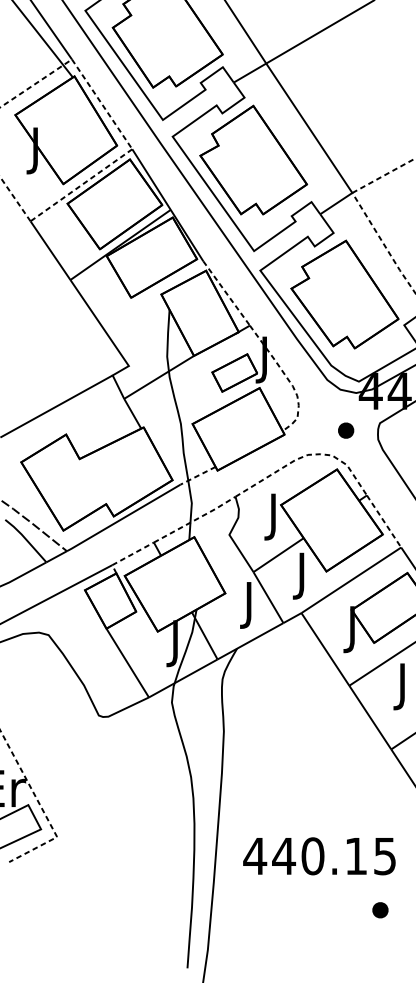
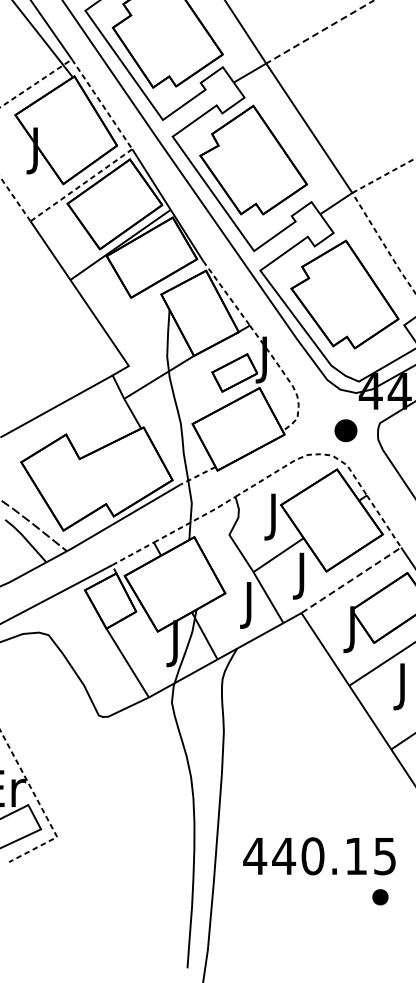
line: solid -> dashed (320, 31)
part size: 17x17 px -> 24x24 px (345, 430)
line: solid -> dashed (351, 580)
part position: (380, 910) -> (380, 897) (380, 897)
